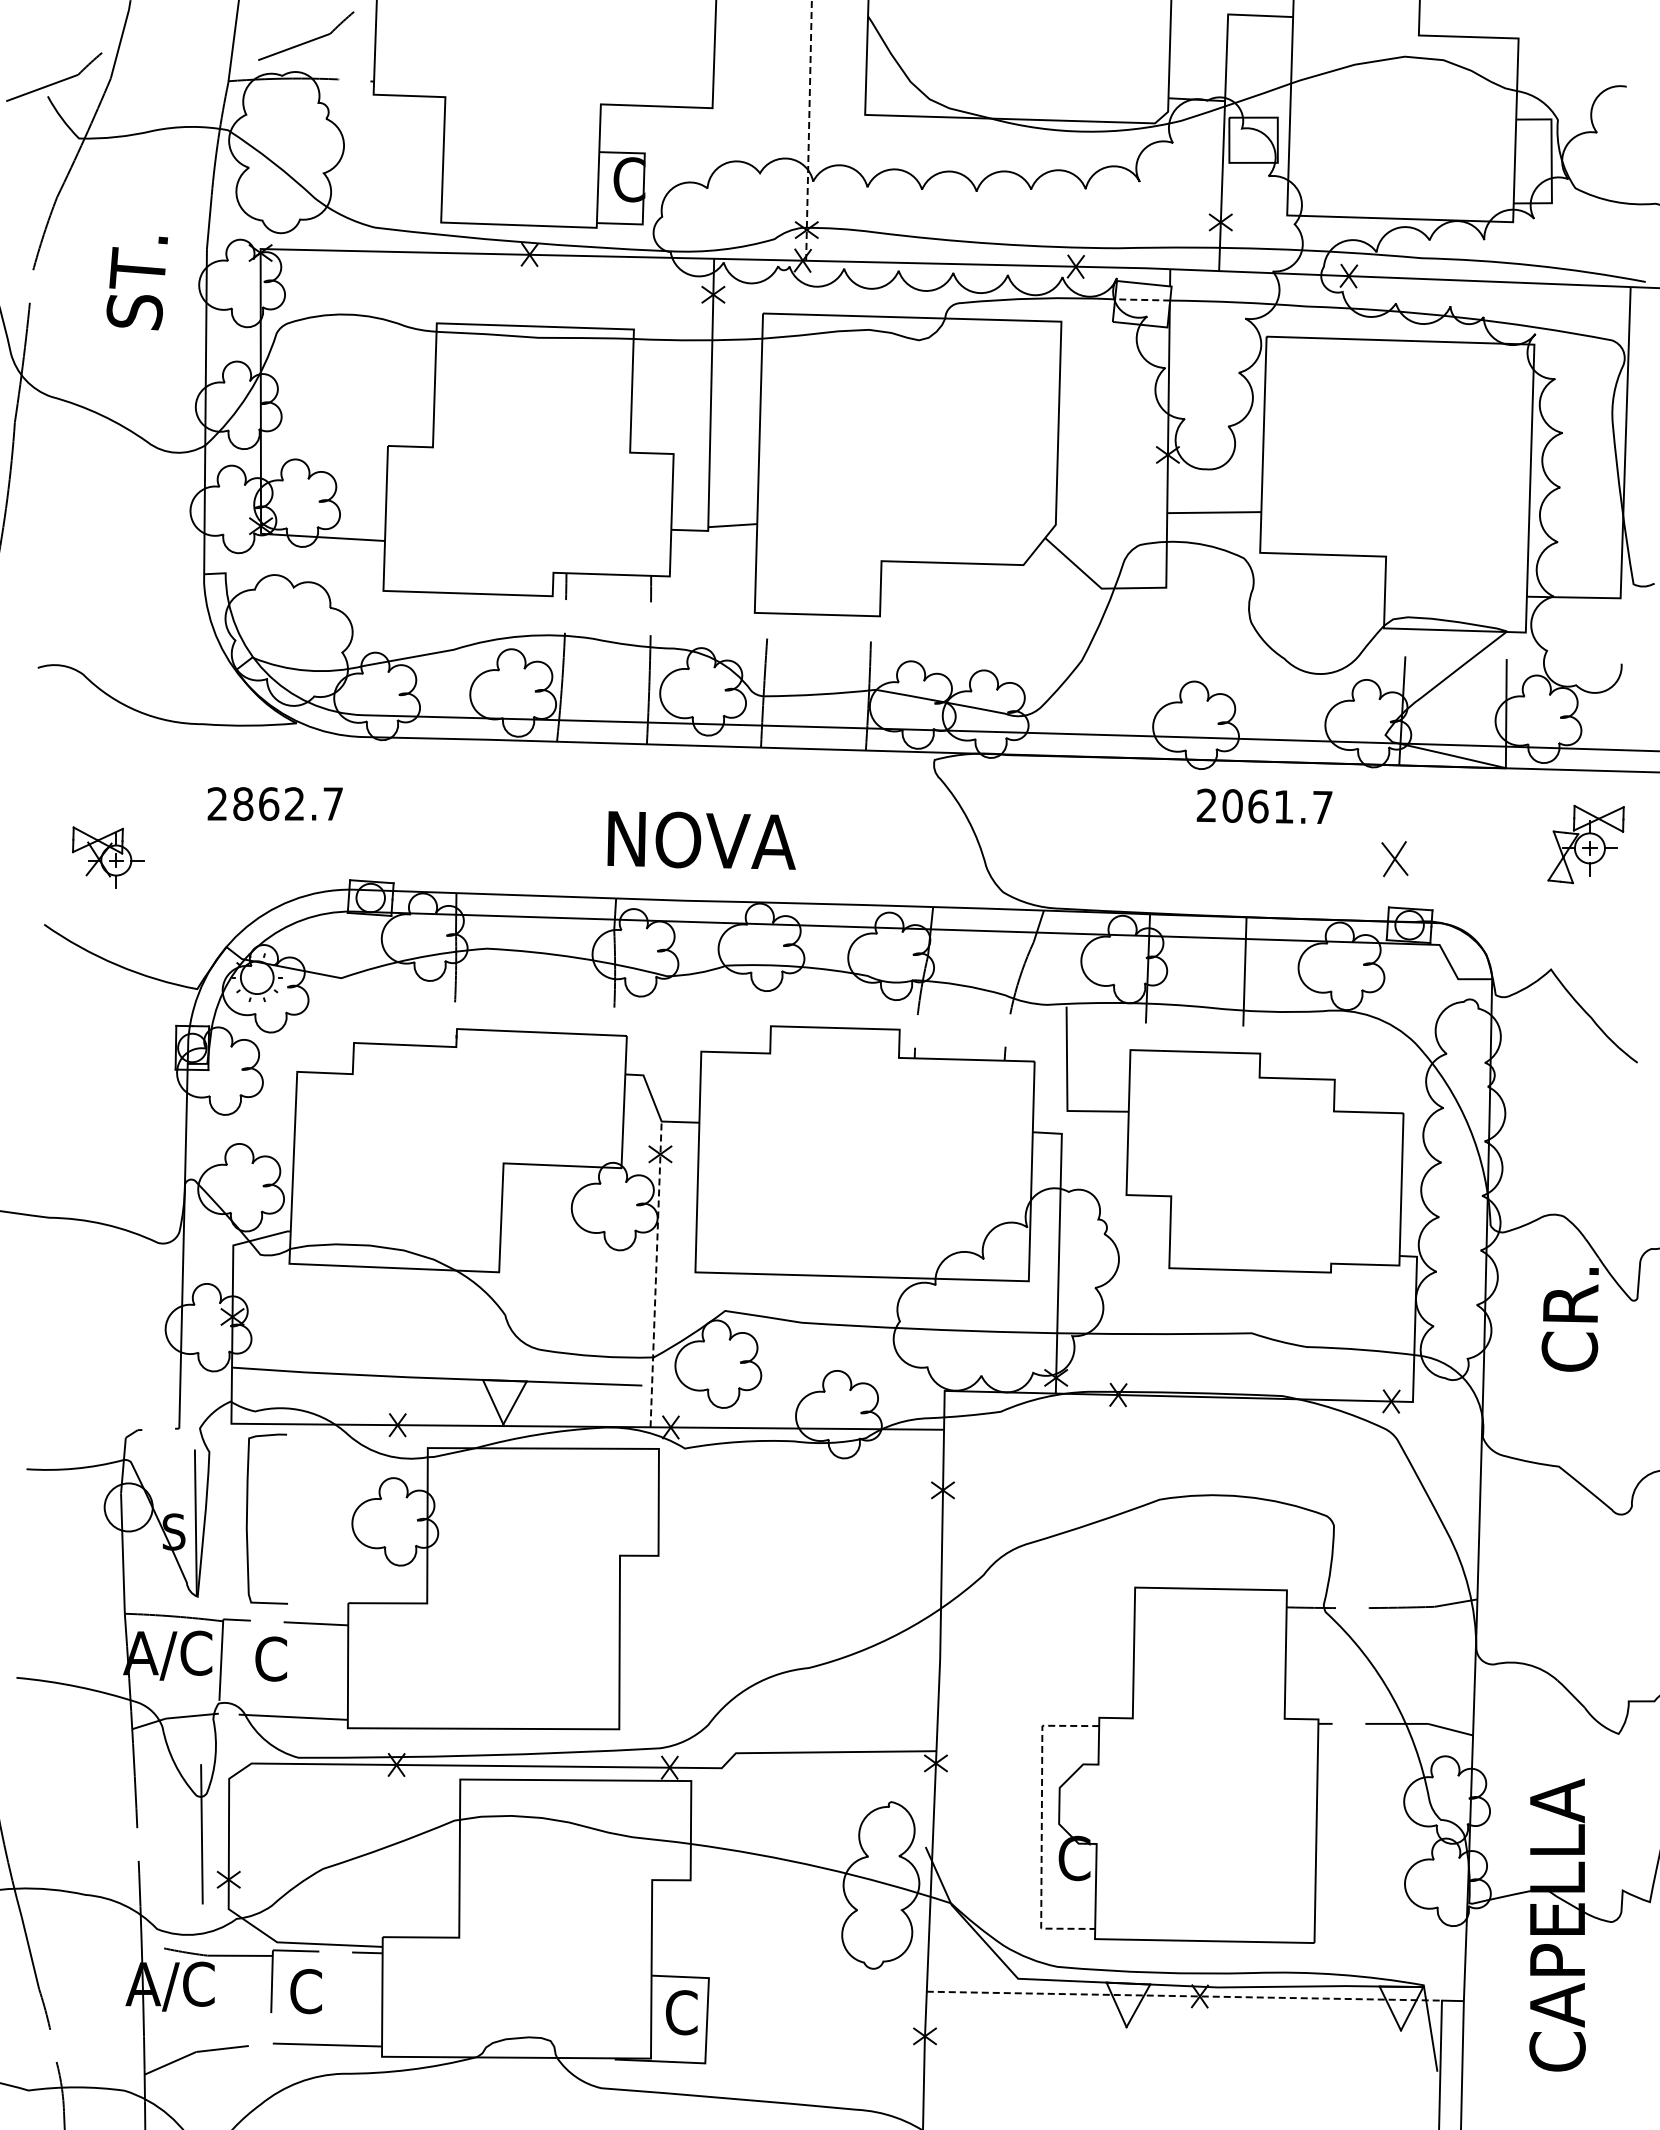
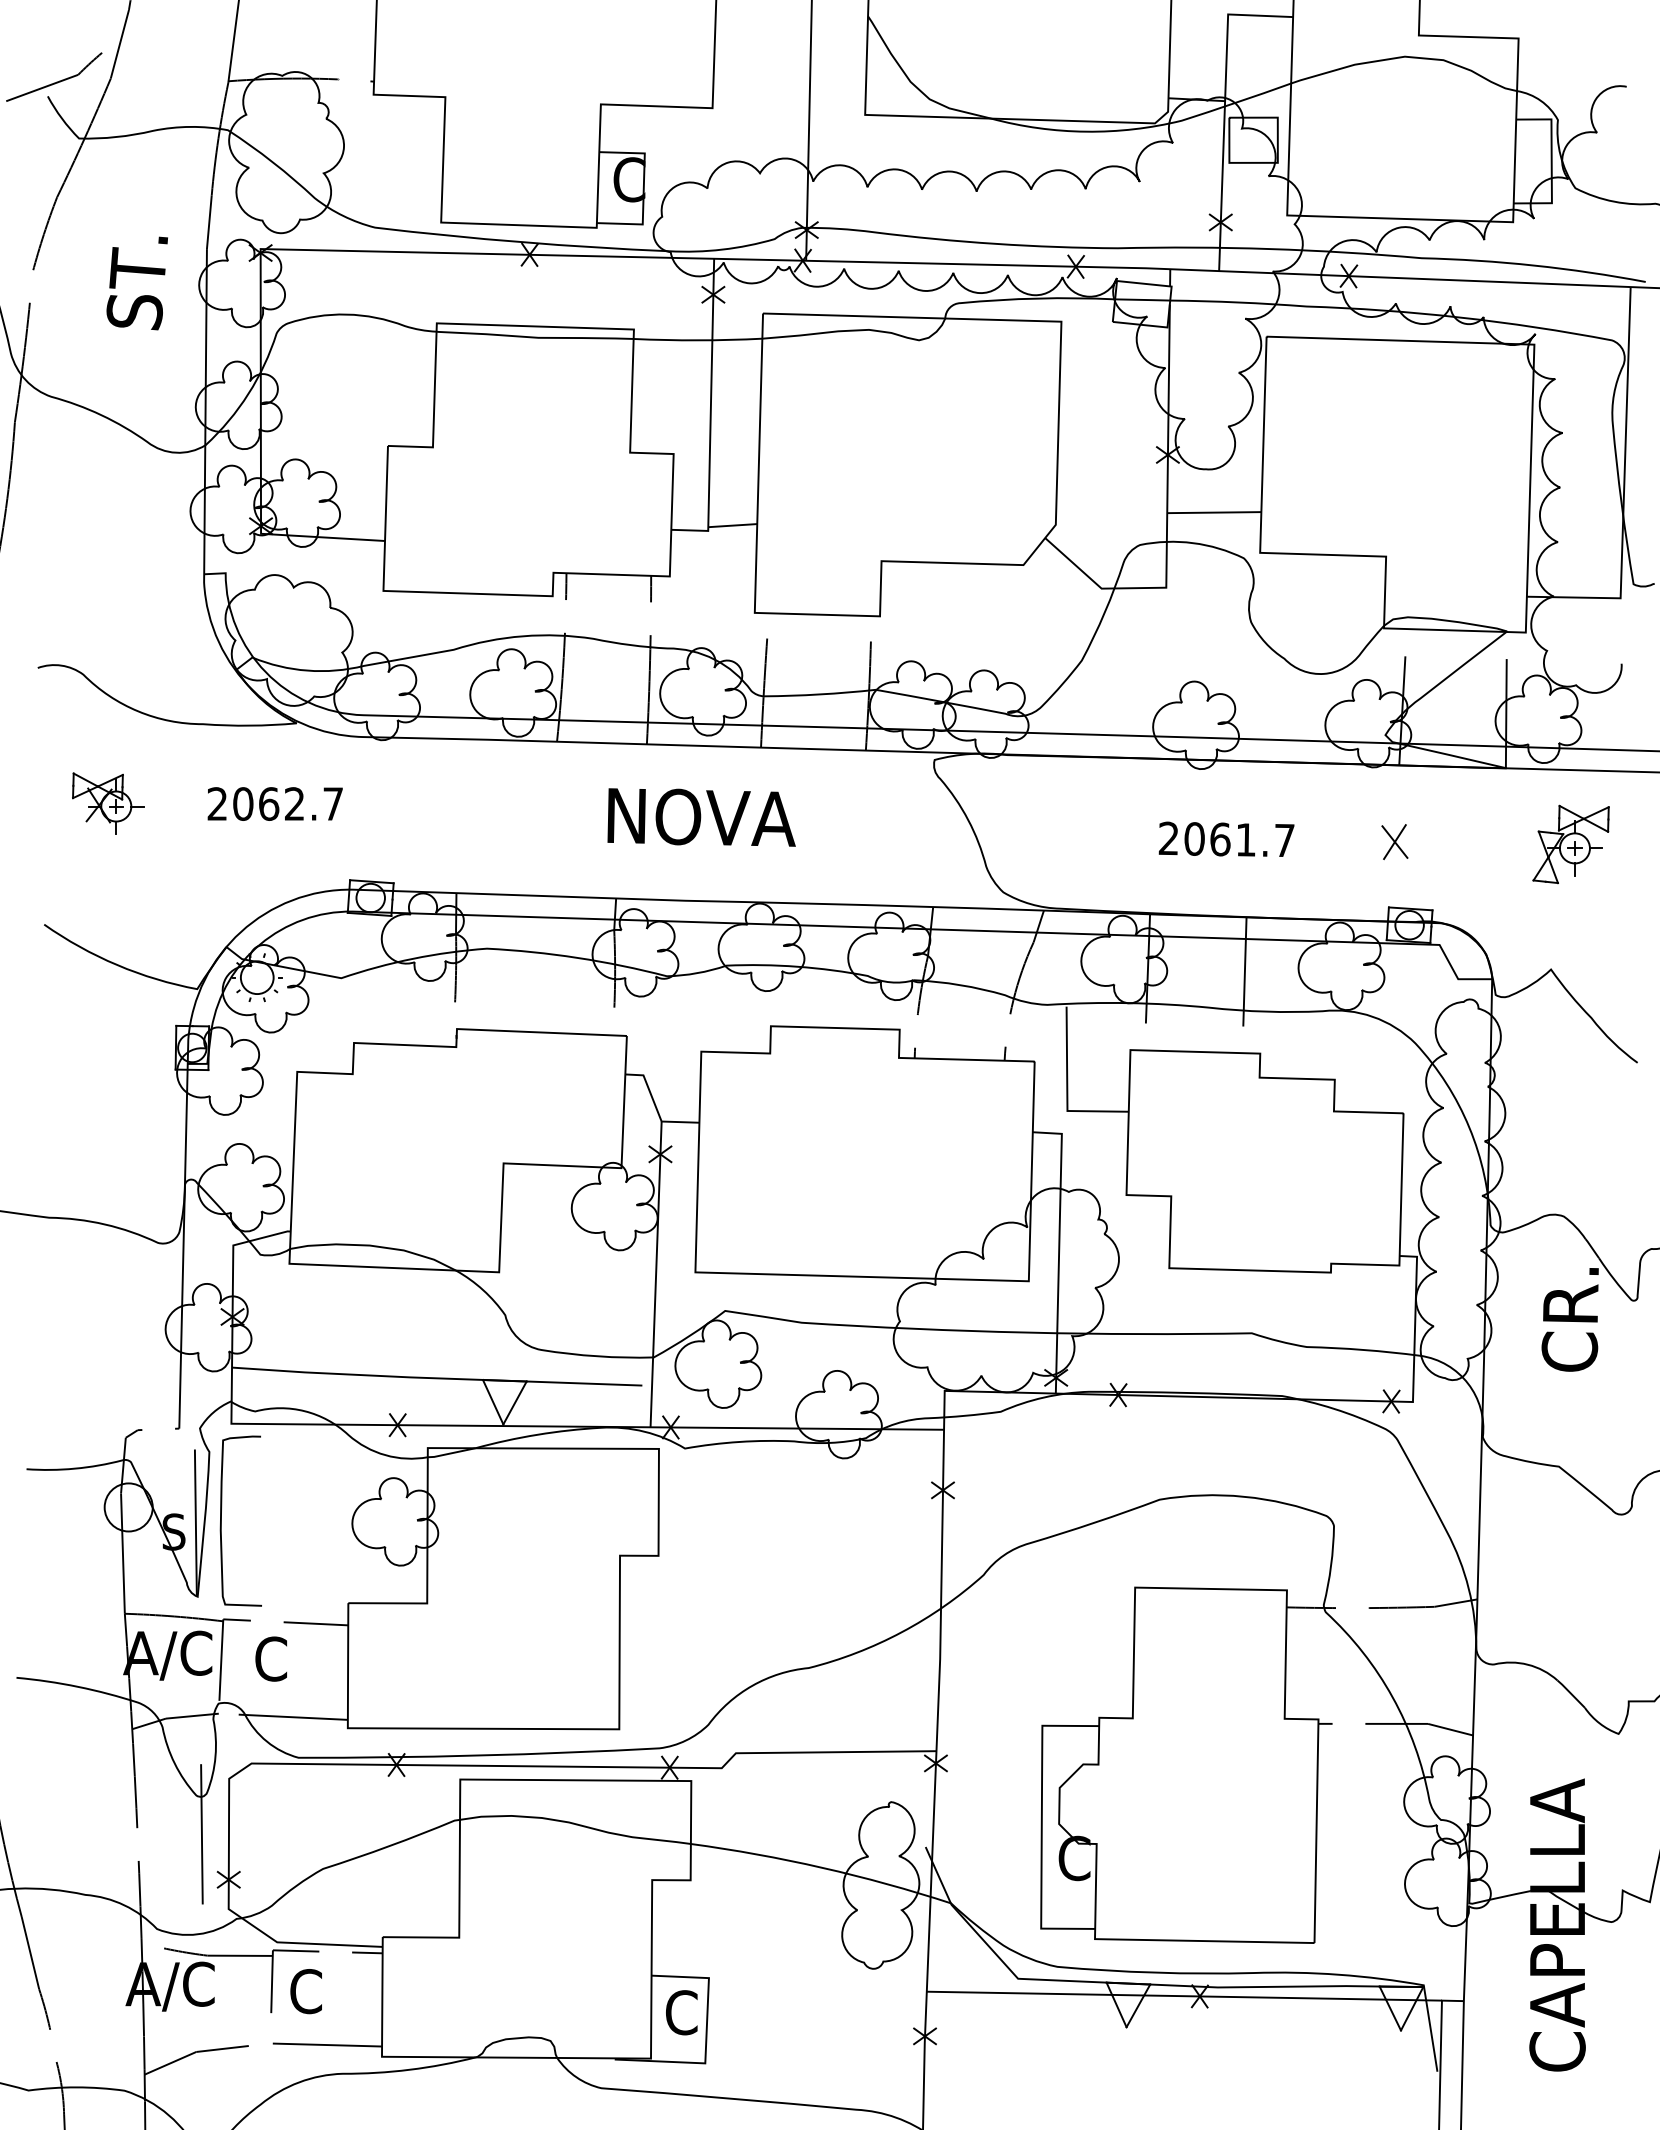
curve: present -> none (308, 40)
line: dashed -> solid (809, 130)
line: dashed -> solid (1143, 299)
text: 2862.7 -> 2062.7 (243, 803)
text position: (1264, 805) -> (1226, 838) (1226, 838)
text position: (701, 840) -> (701, 817) (701, 817)
part position: (1585, 844) -> (1570, 844) (1570, 844)
part position: (108, 857) -> (108, 803) (108, 803)
part position: (1394, 859) -> (1394, 842) (1394, 842)
line: dashed -> solid (656, 1274)
curve position: (247, 1518) -> (221, 1520) (221, 1520)
line: dashed -> solid (1041, 1826)
line: dashed -> solid (1184, 1996)
